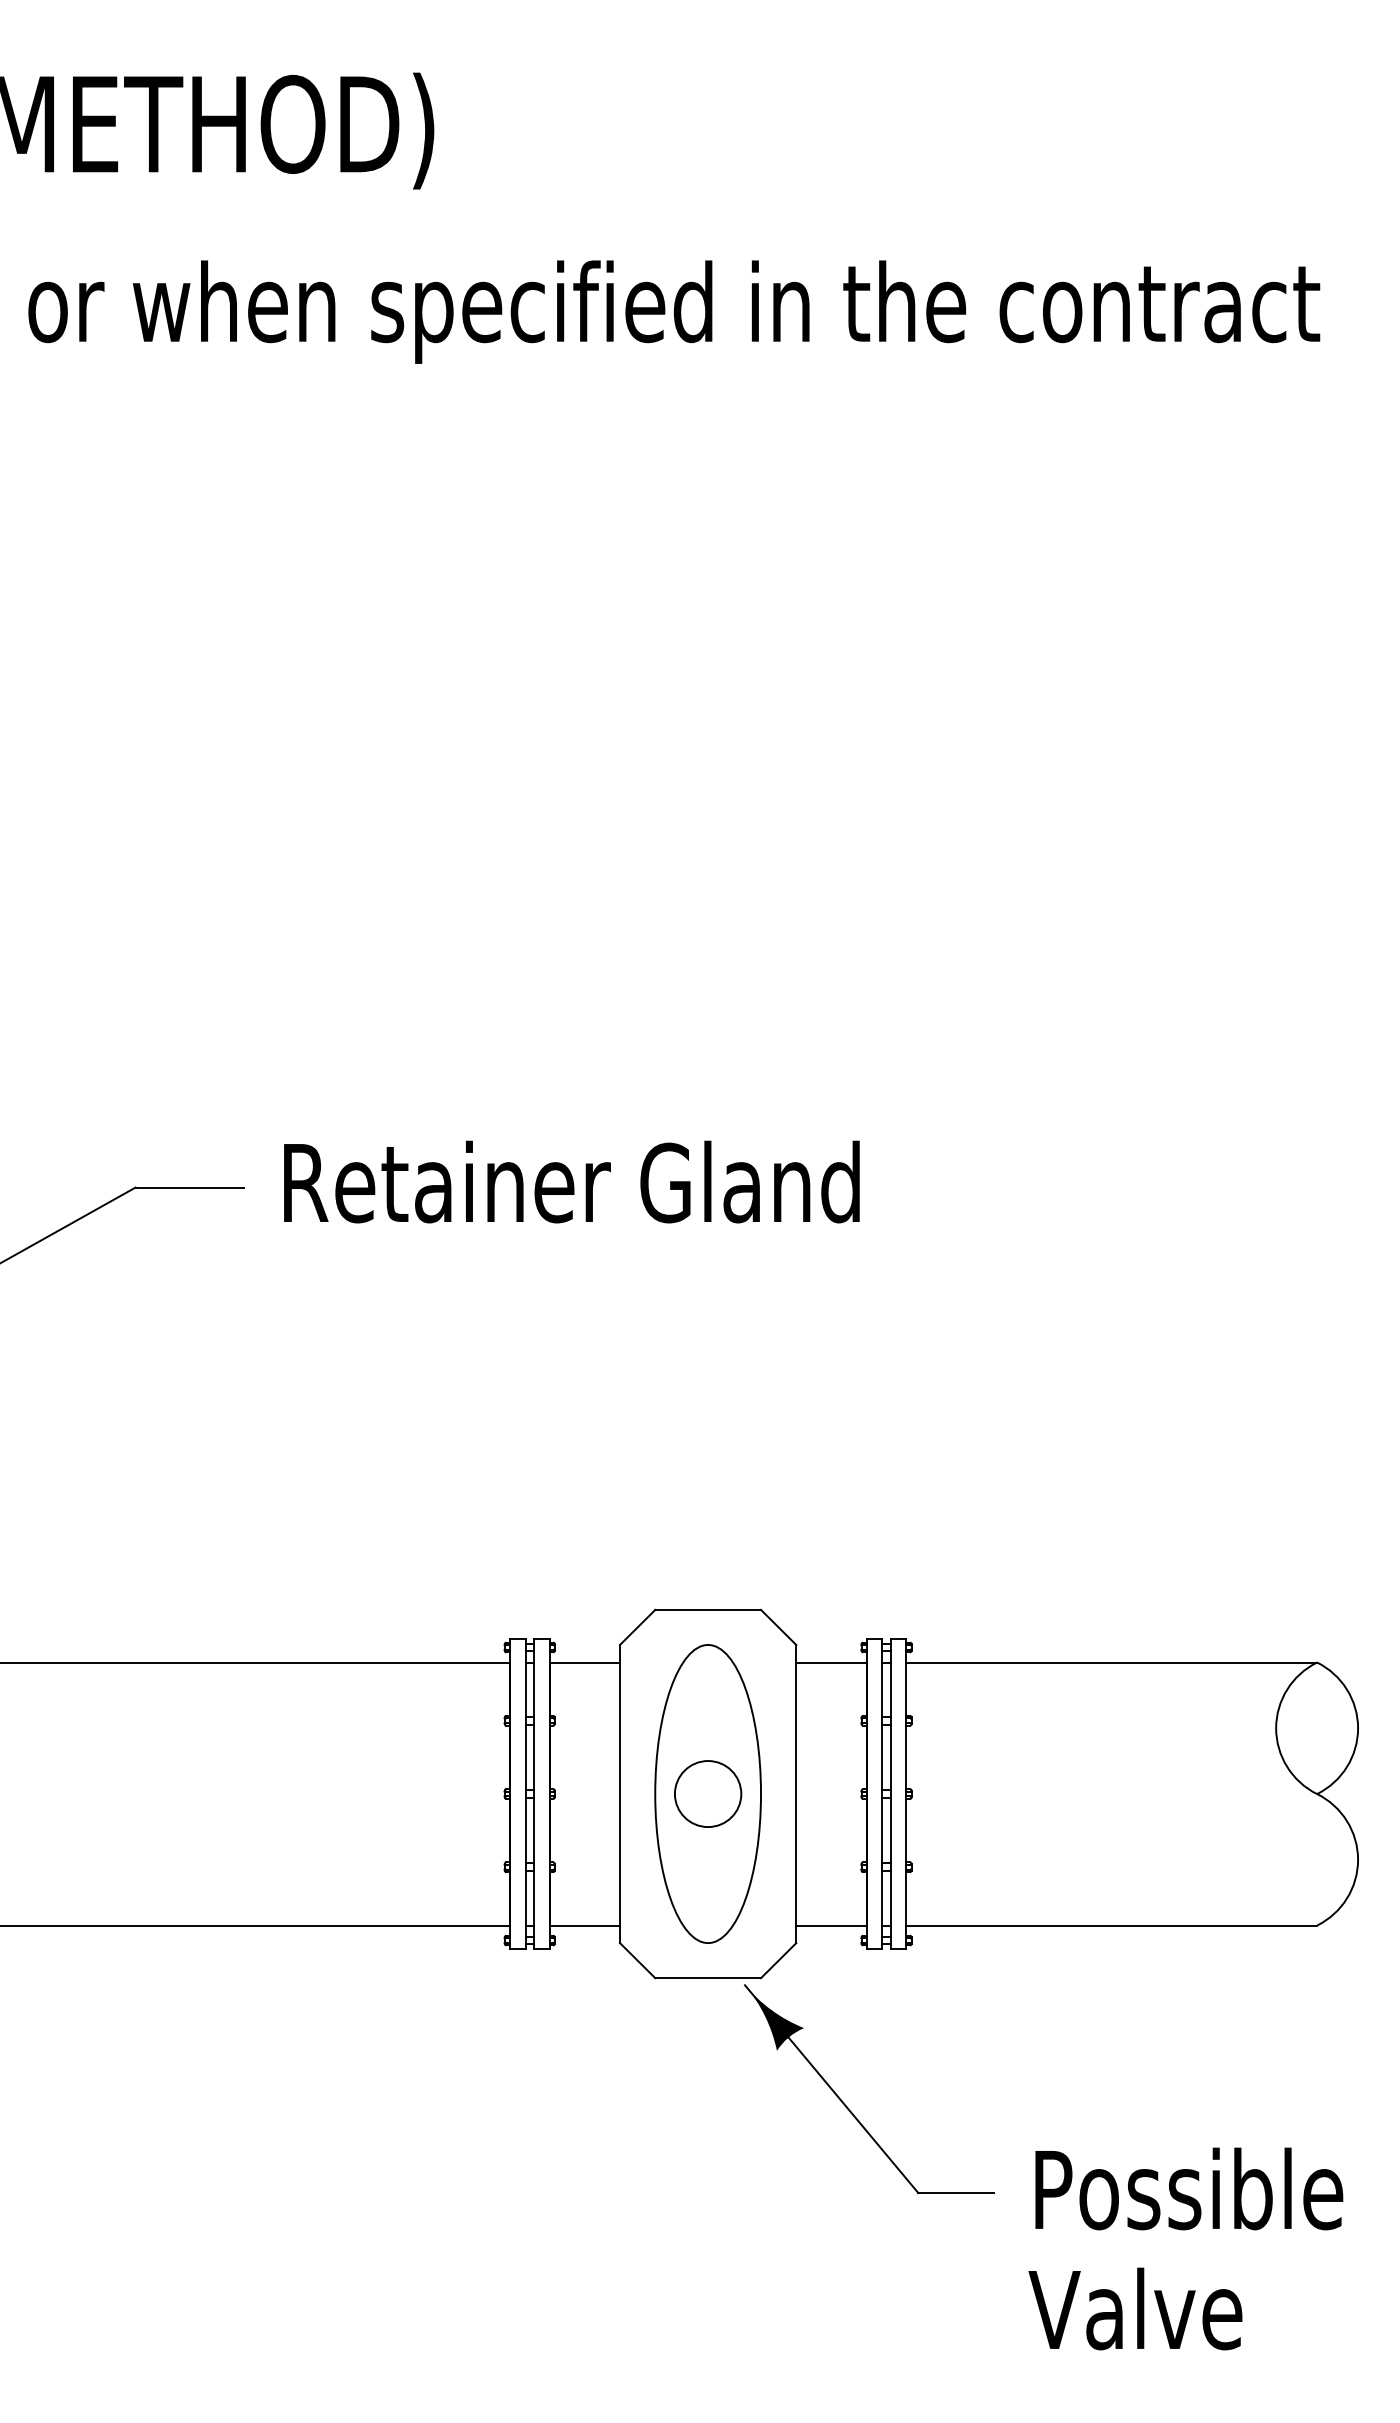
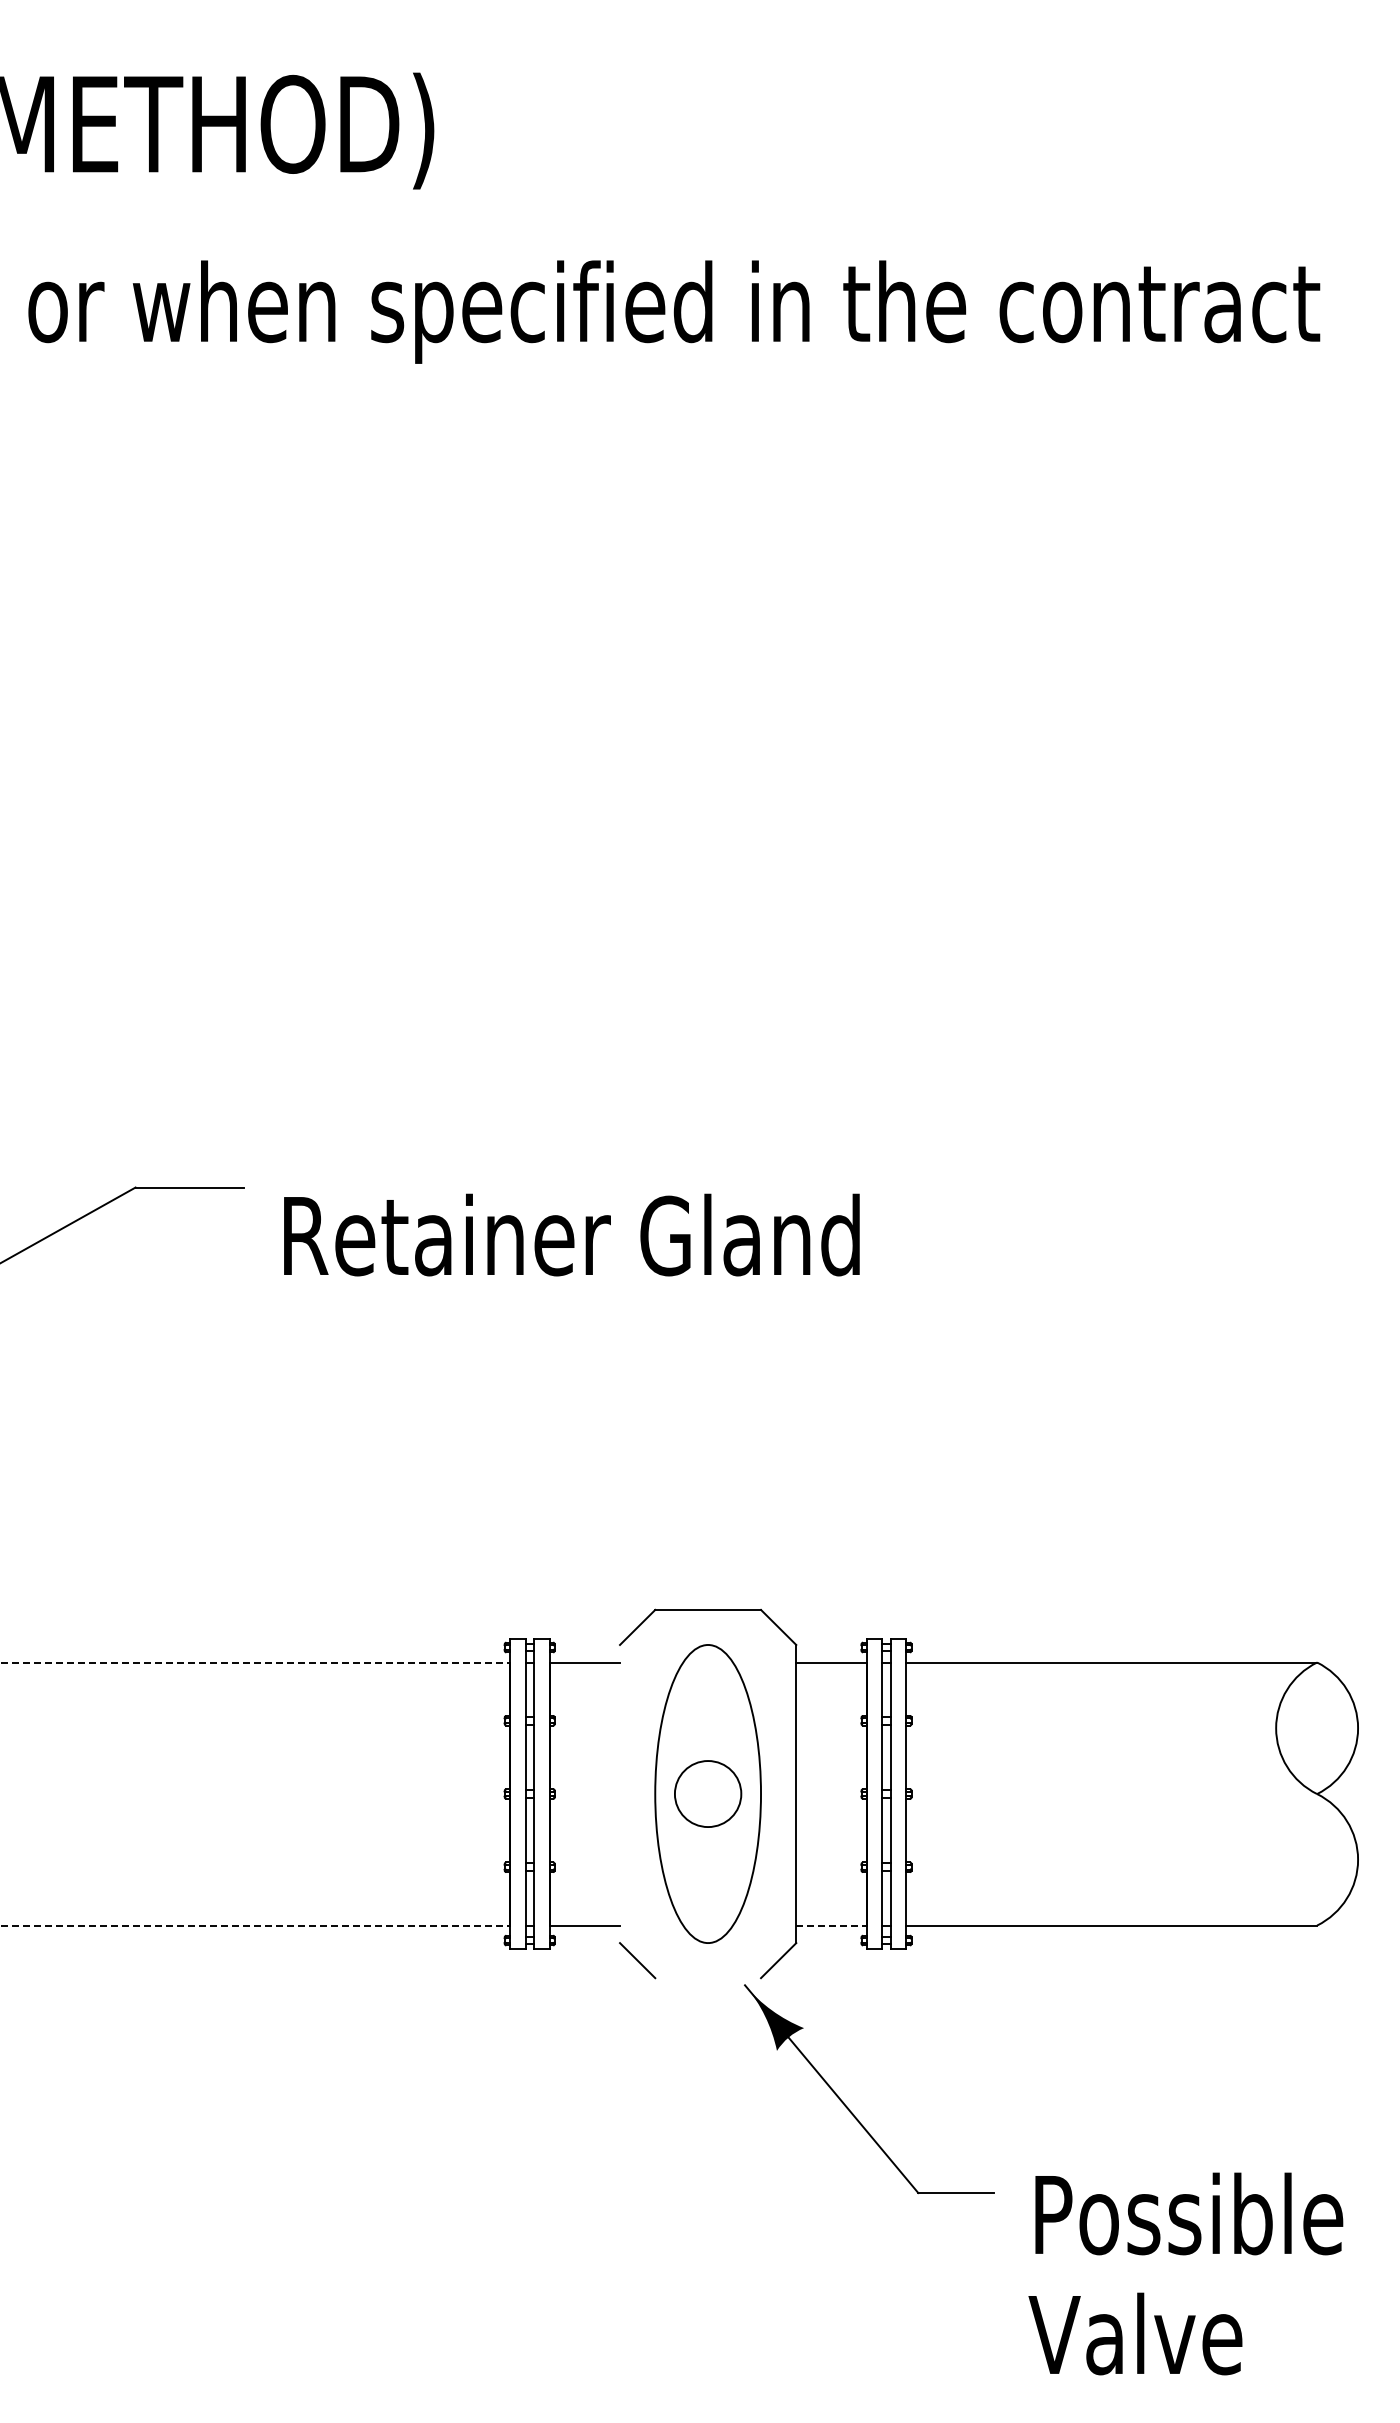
text position: (571, 1181) -> (571, 1234) (571, 1234)
line: solid -> dashed (255, 1662)
line: present -> none (620, 1793)
line: solid -> dashed (255, 1925)
line: solid -> dashed (832, 1925)
line: present -> none (708, 1978)
text position: (1185, 2248) -> (1185, 2273) (1185, 2273)
